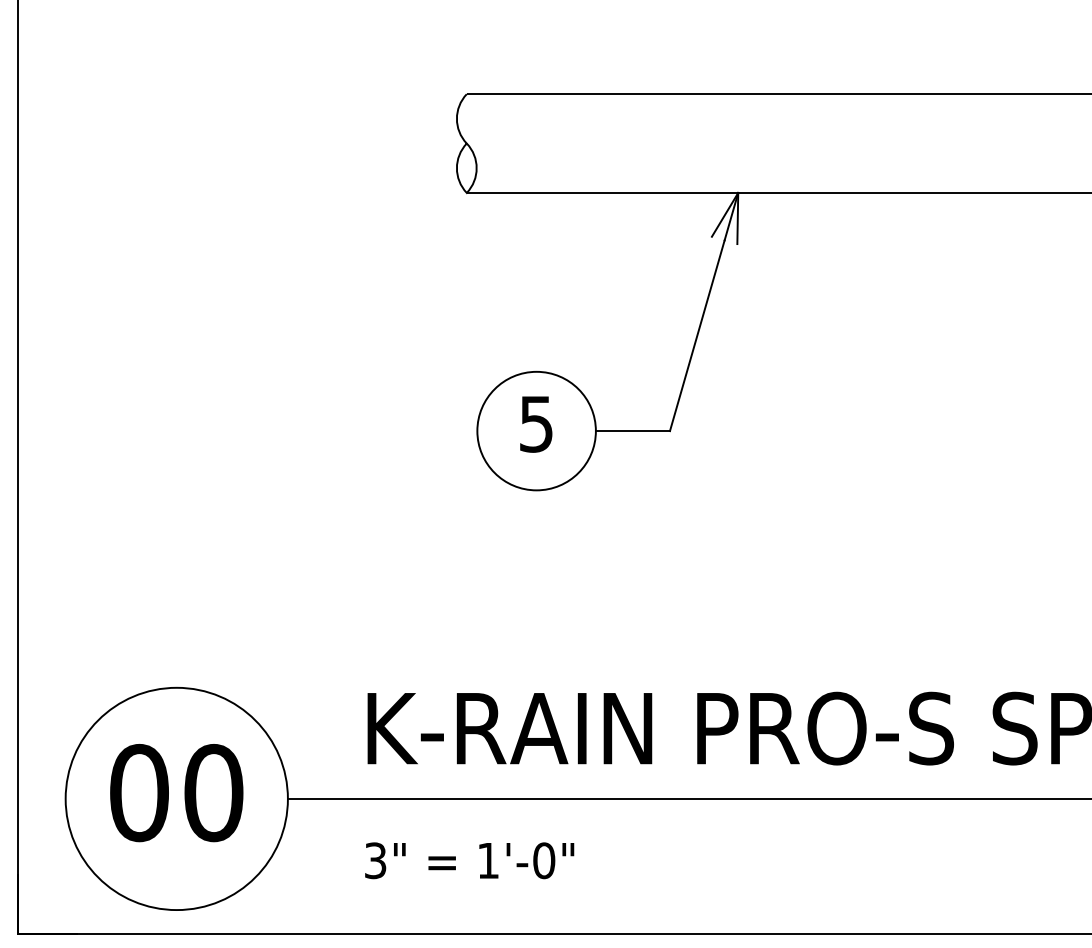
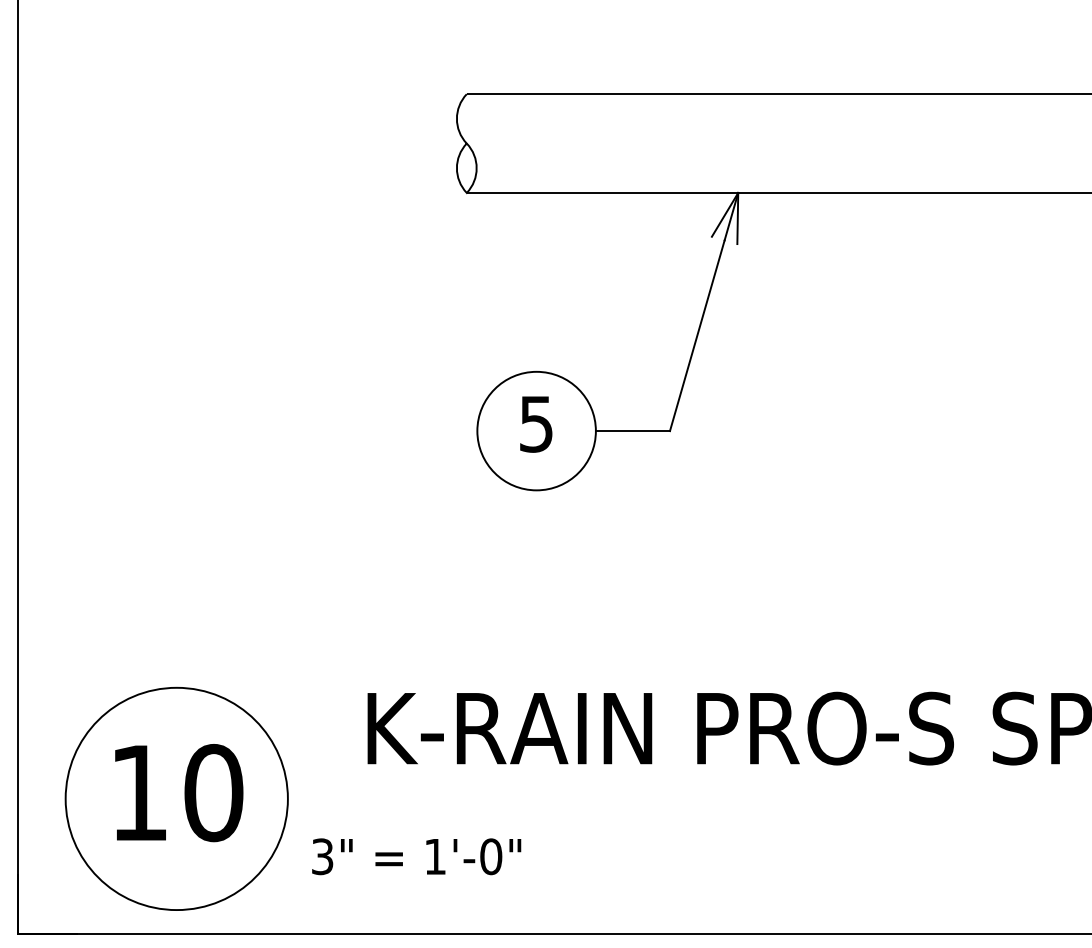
text: 00 -> 10 (139, 793)
line: present -> none (687, 798)
text position: (469, 860) -> (416, 856) (416, 856)
